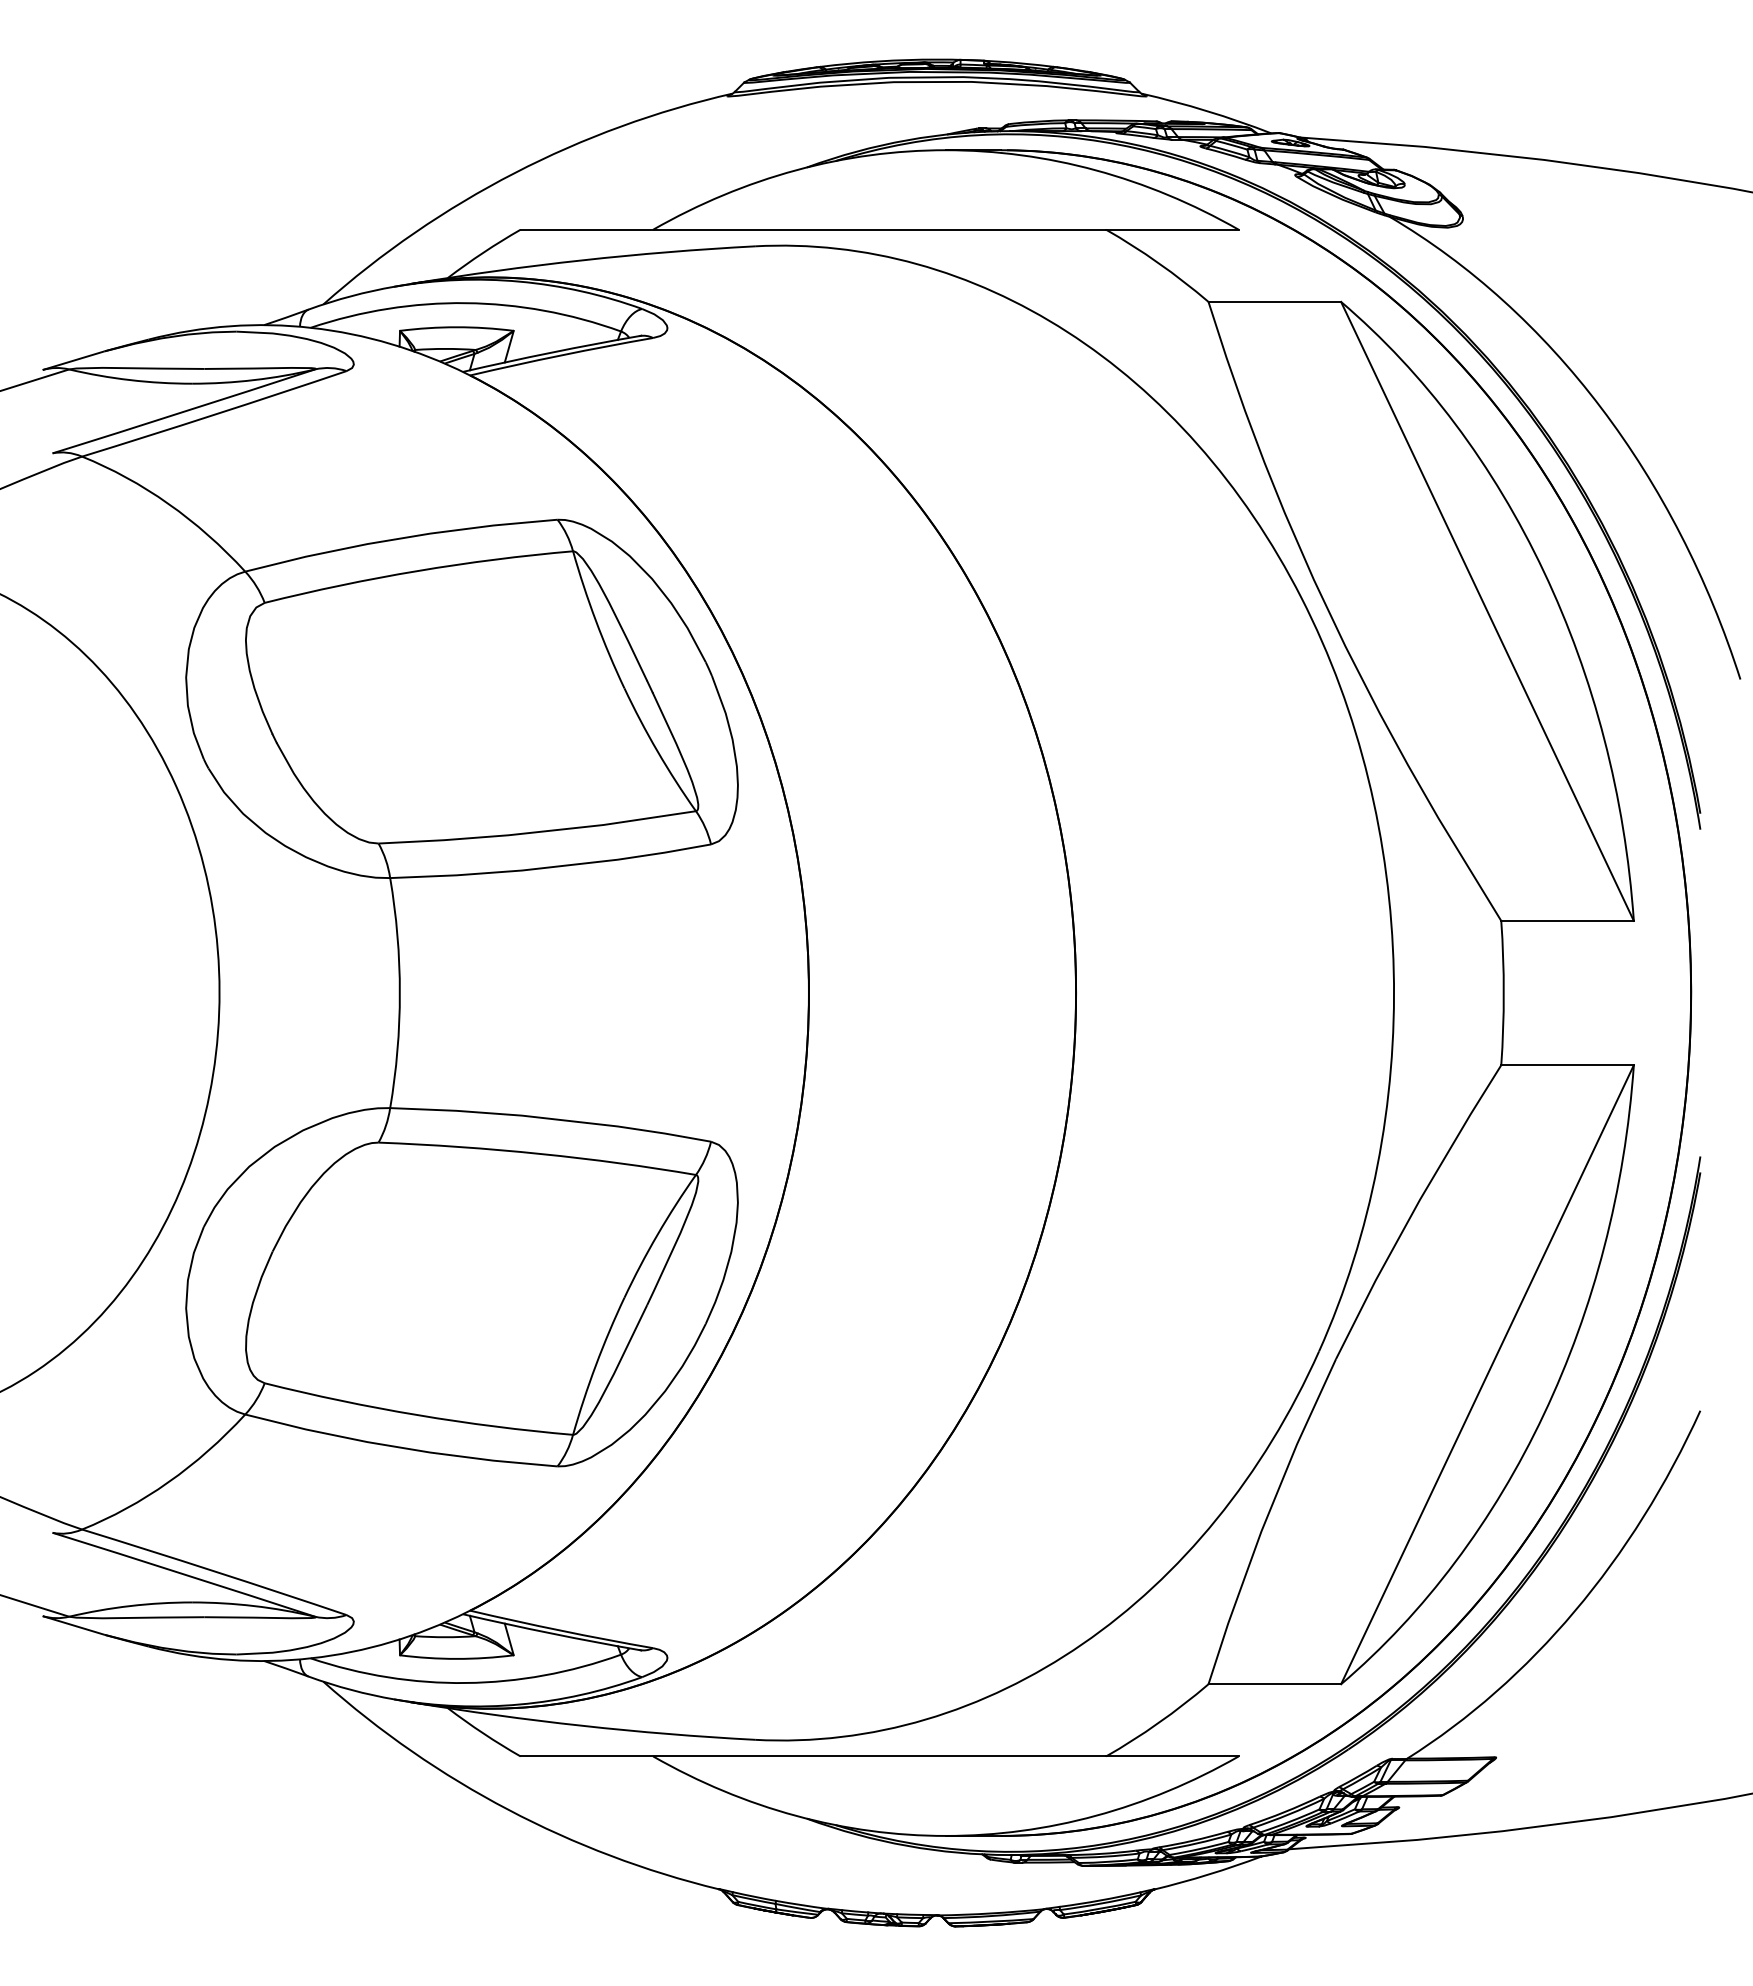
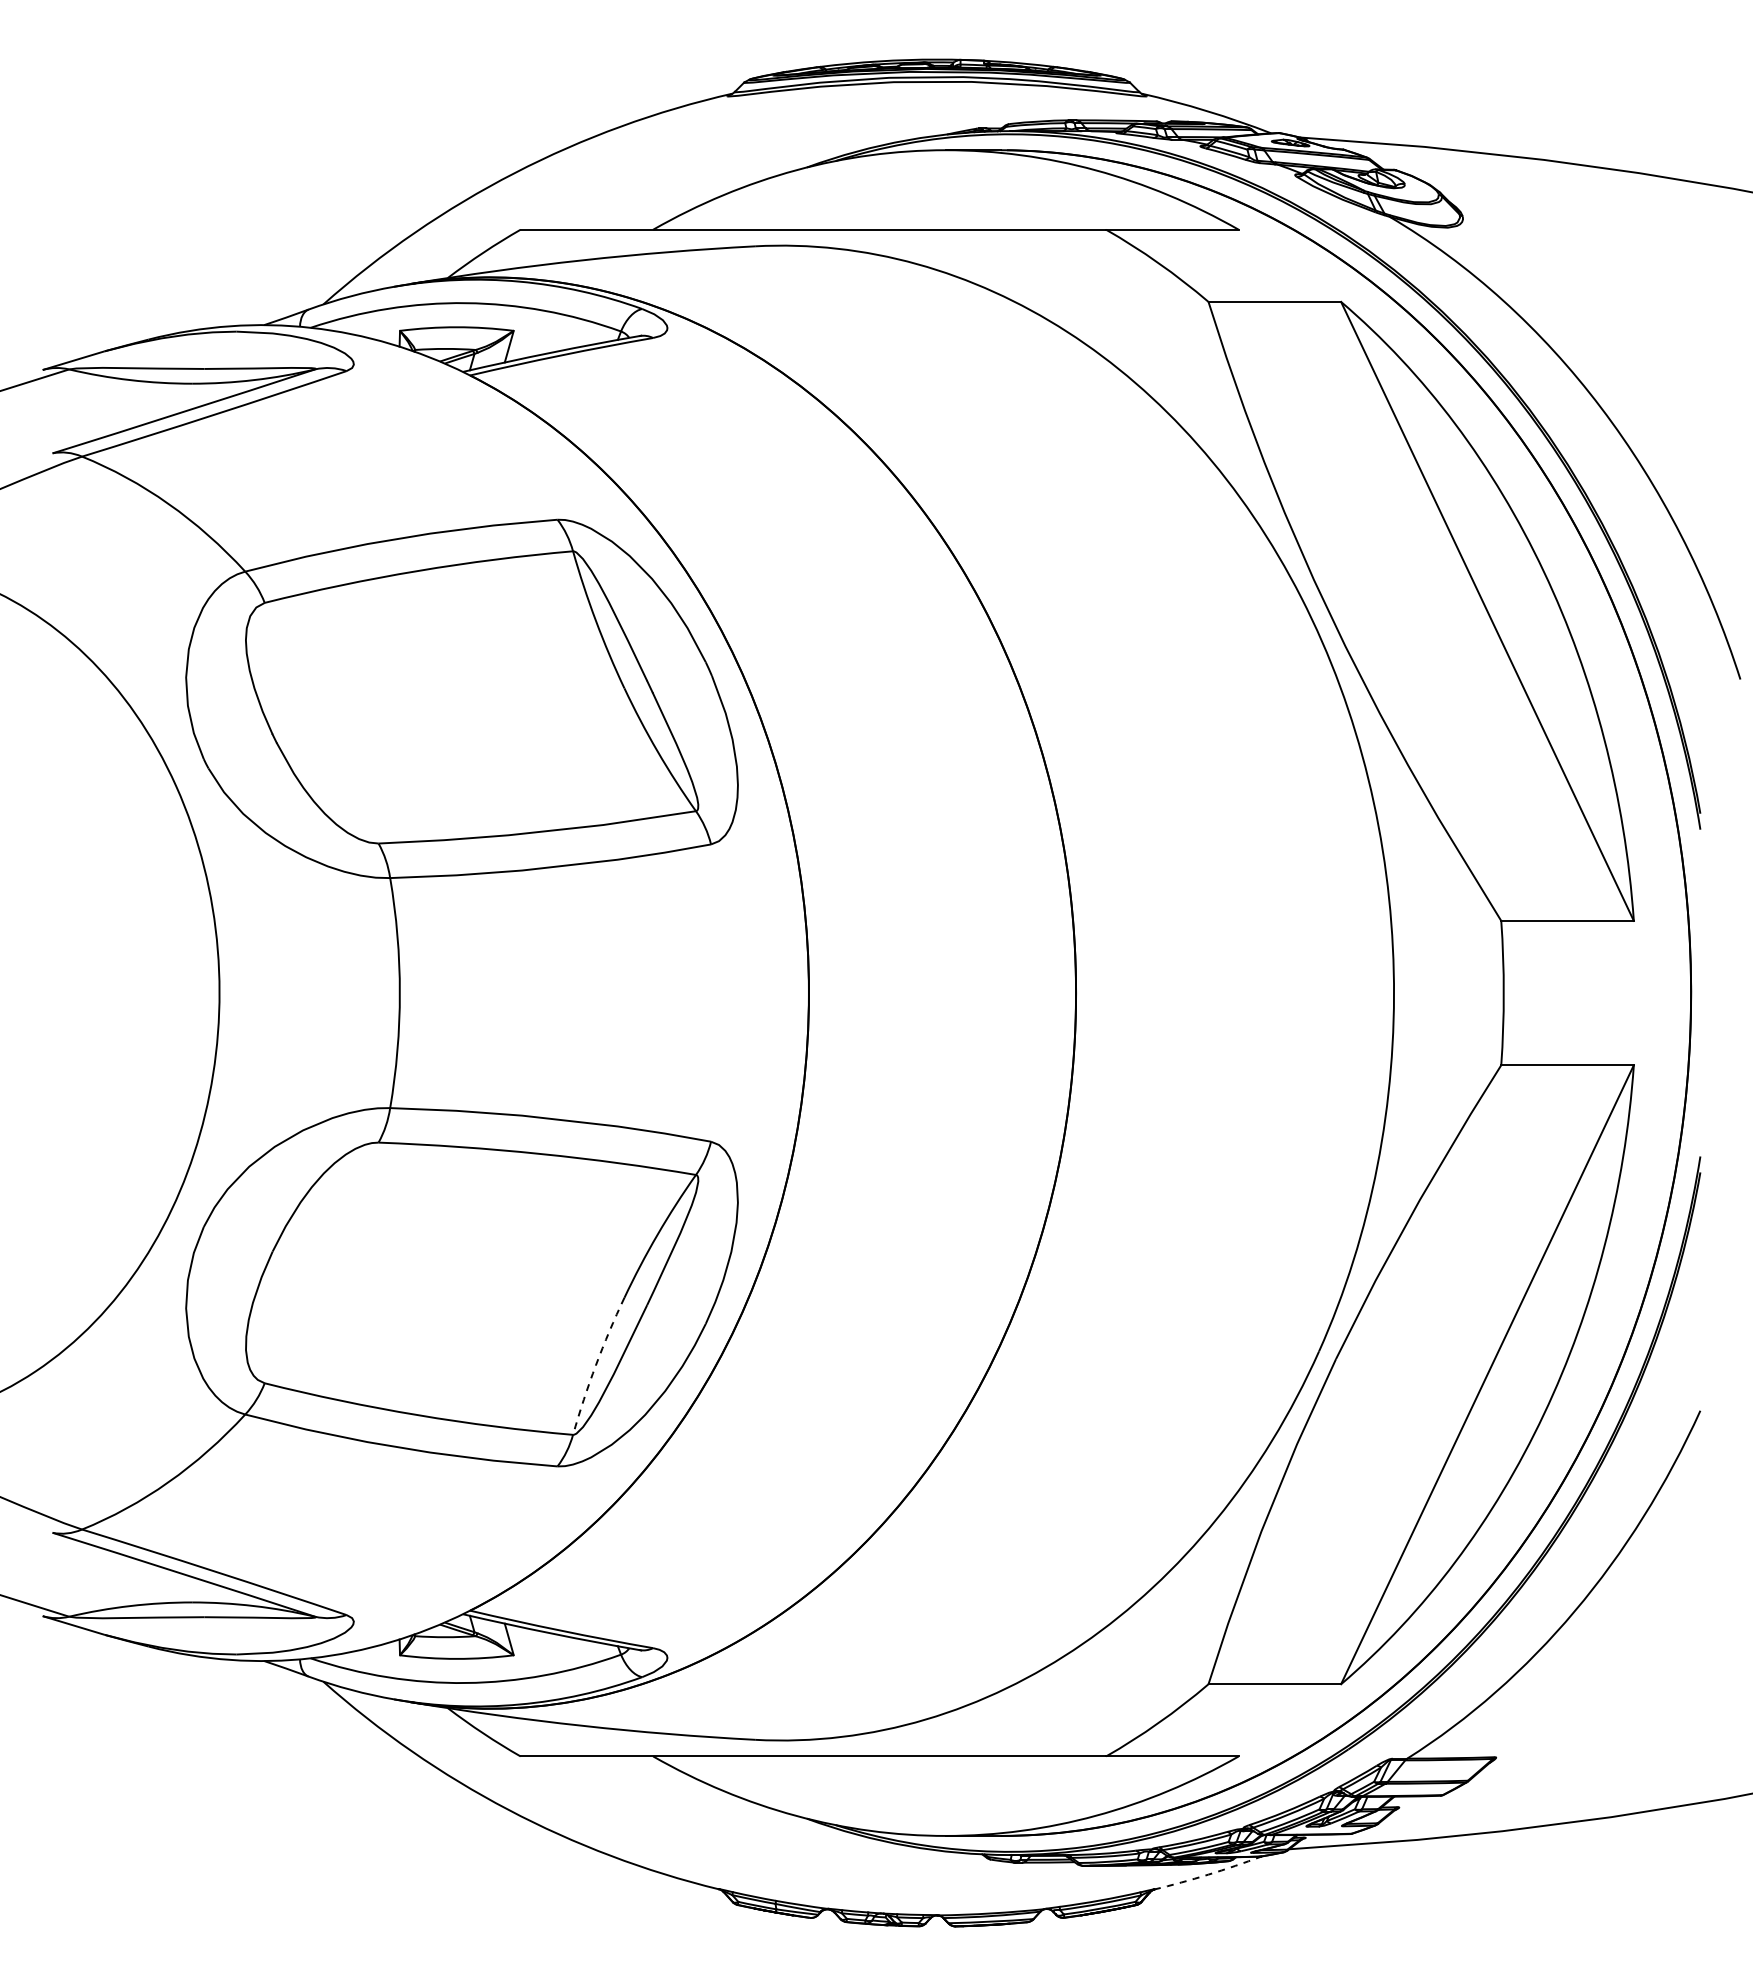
arc: solid -> dashed (595, 1365)
arc: solid -> dashed (1208, 1874)
